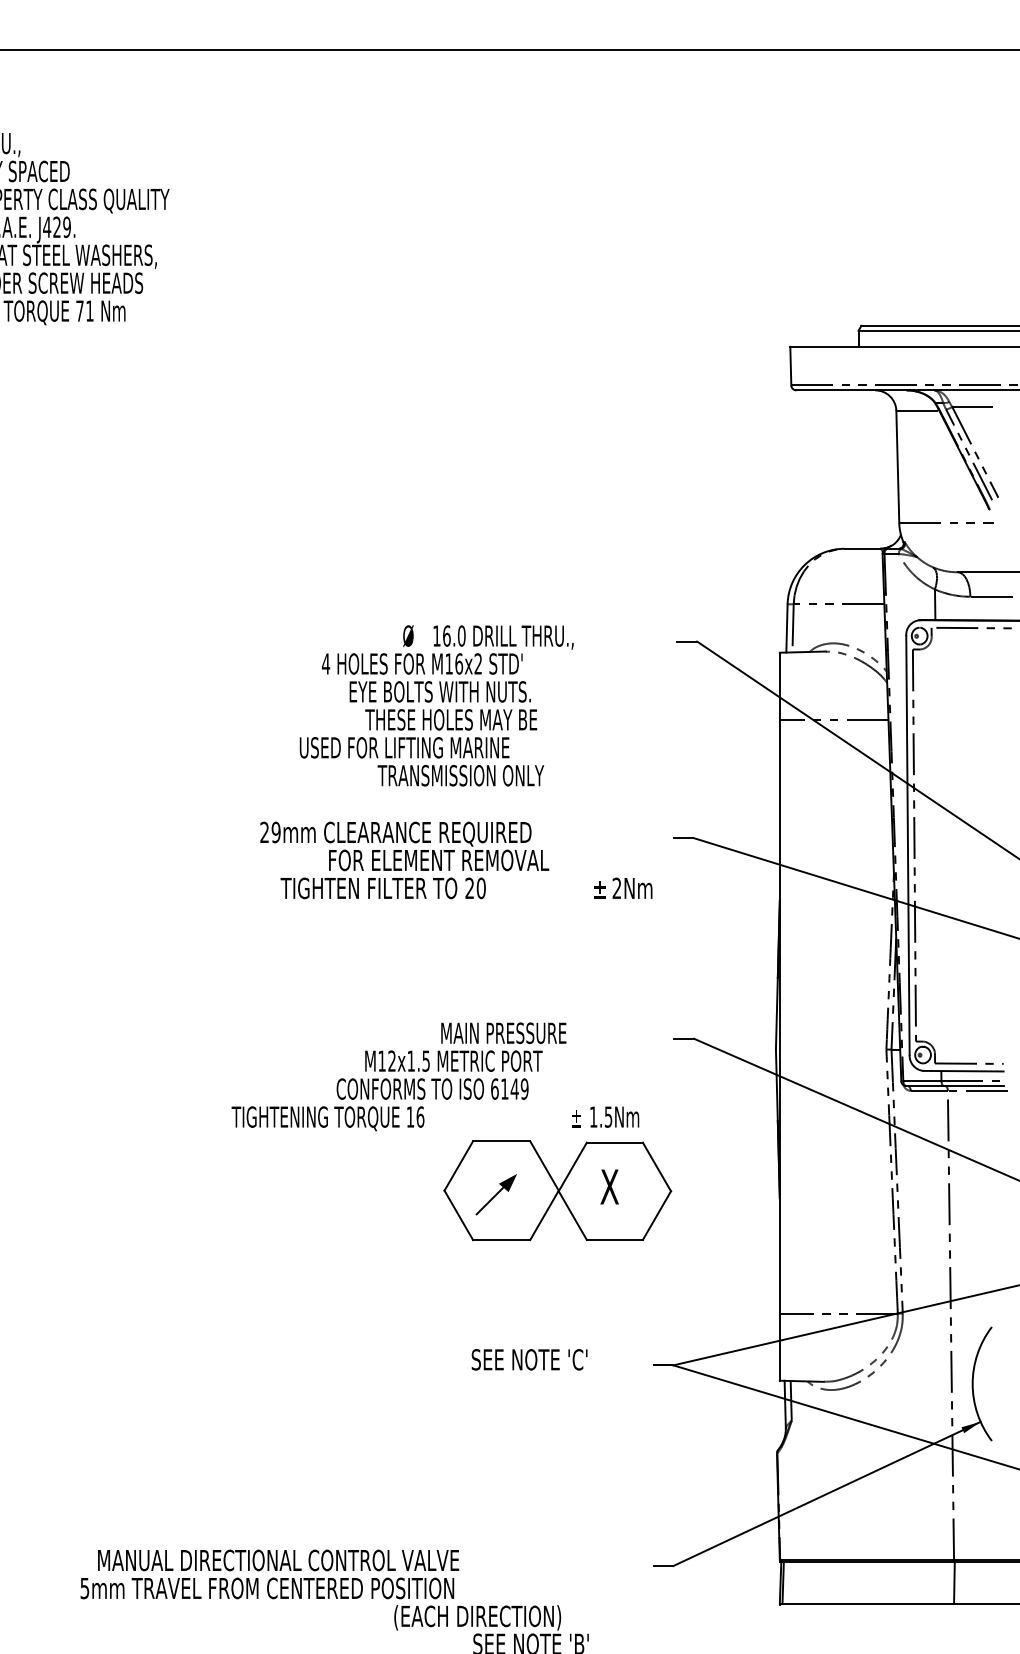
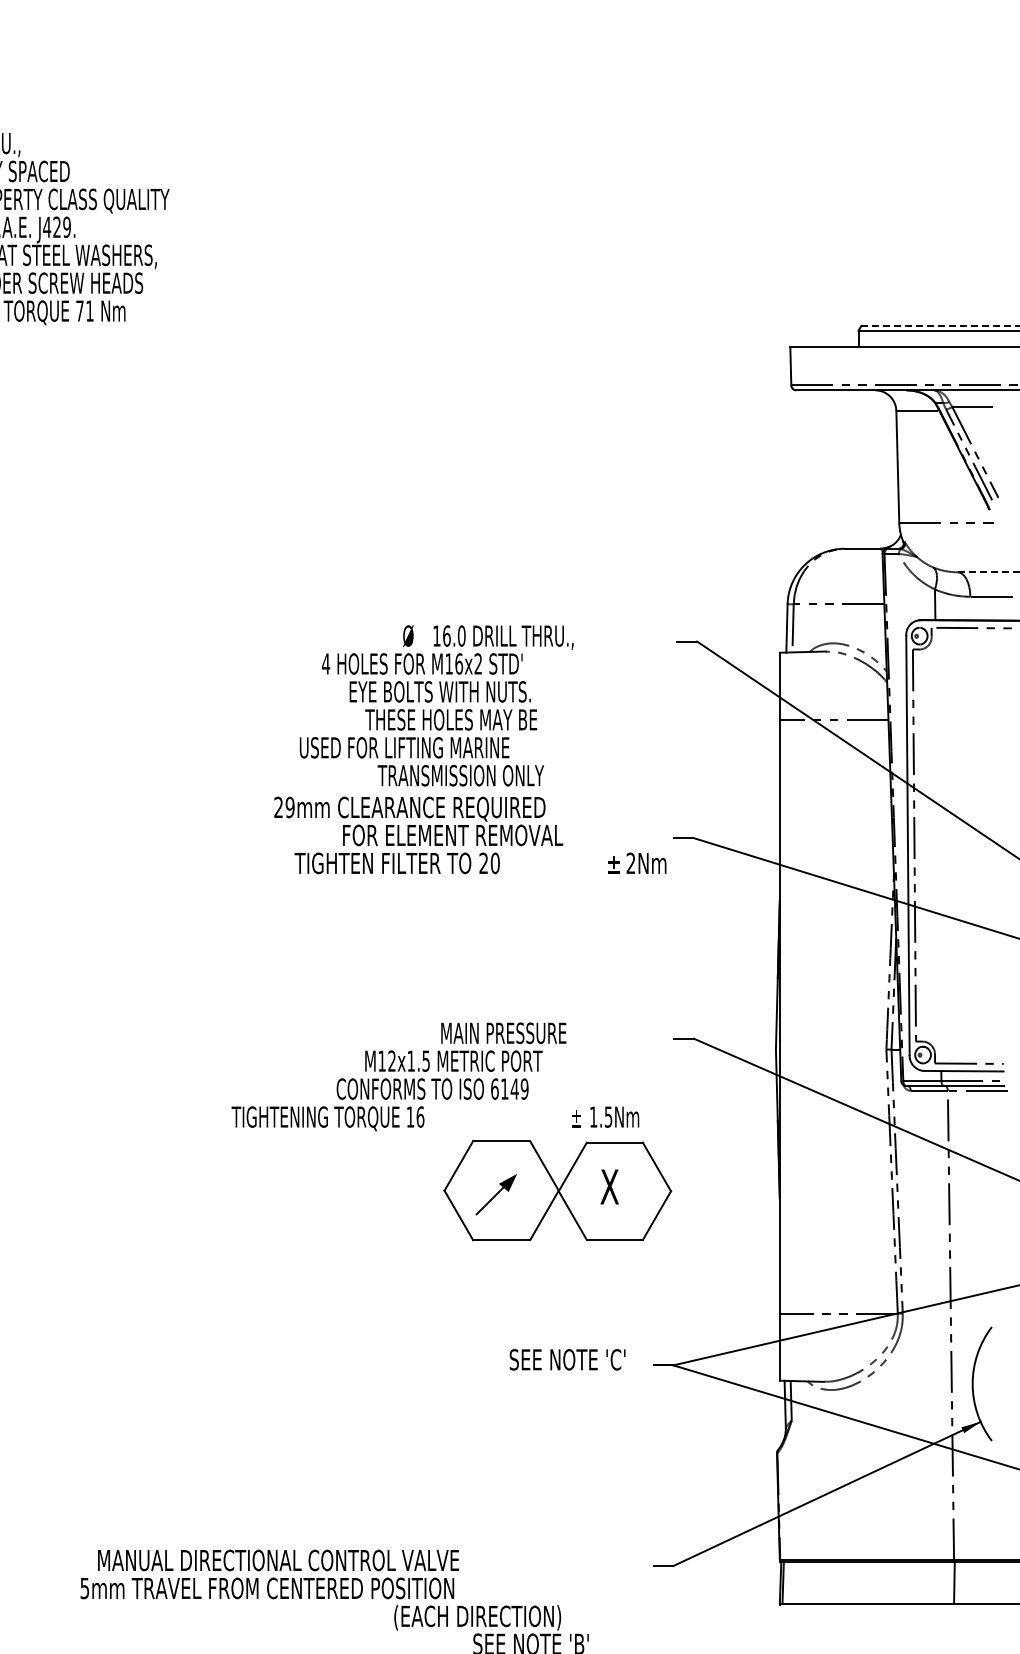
line: present -> none (509, 49)
line: solid -> dashed (940, 325)
line: solid -> dashed (988, 572)
text position: (456, 860) -> (470, 835) (470, 835)
text position: (529, 1359) -> (567, 1359) (567, 1359)
